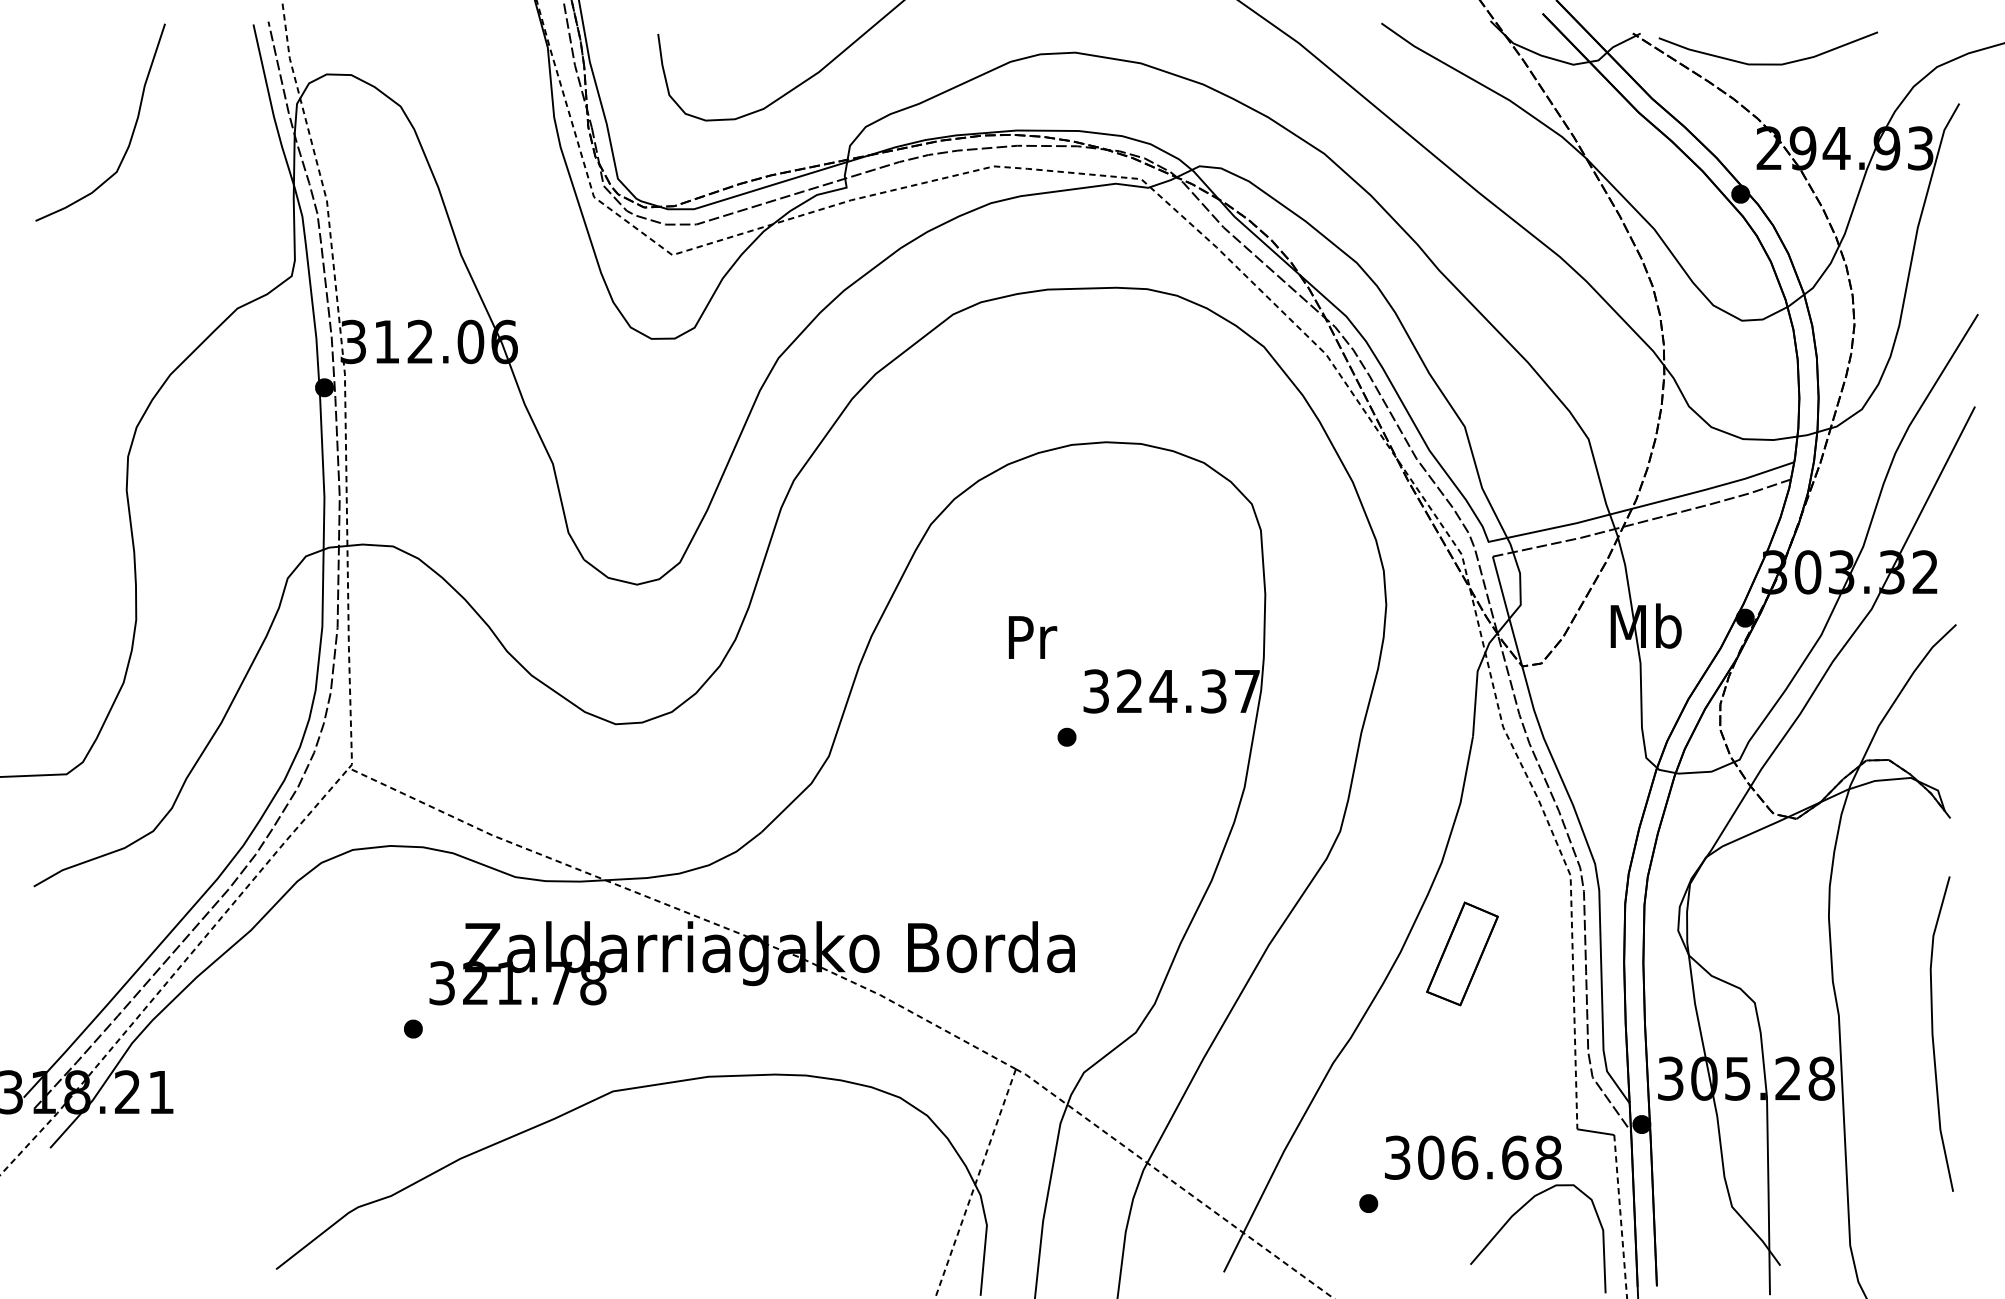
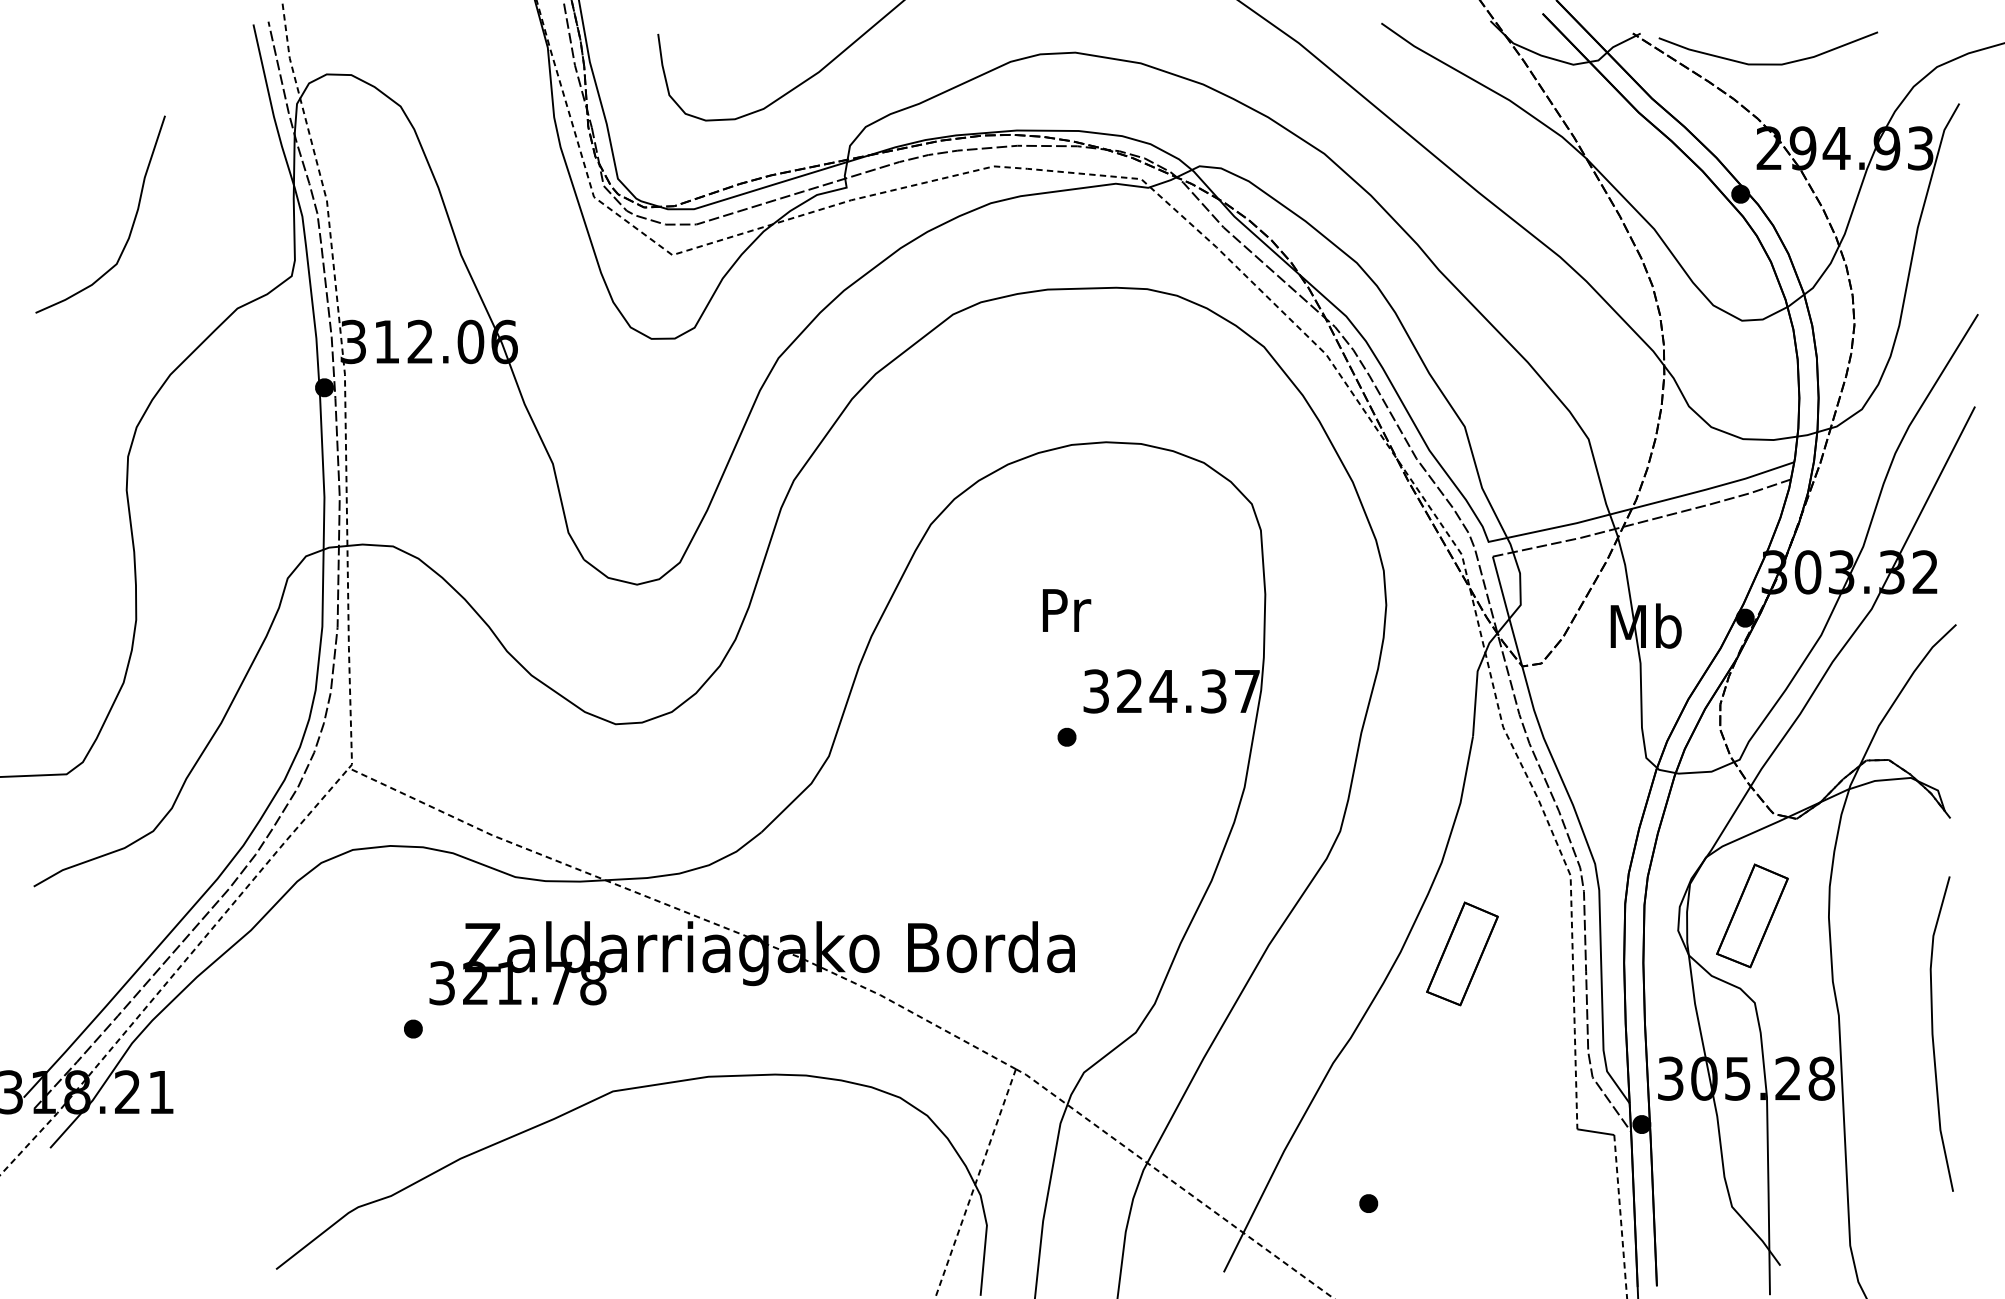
curve position: (132, 131) -> (132, 223) (132, 223)
text position: (1033, 637) -> (1067, 610) (1067, 610)
part: none -> present (1752, 915)
part: present -> none (1504, 1223)
